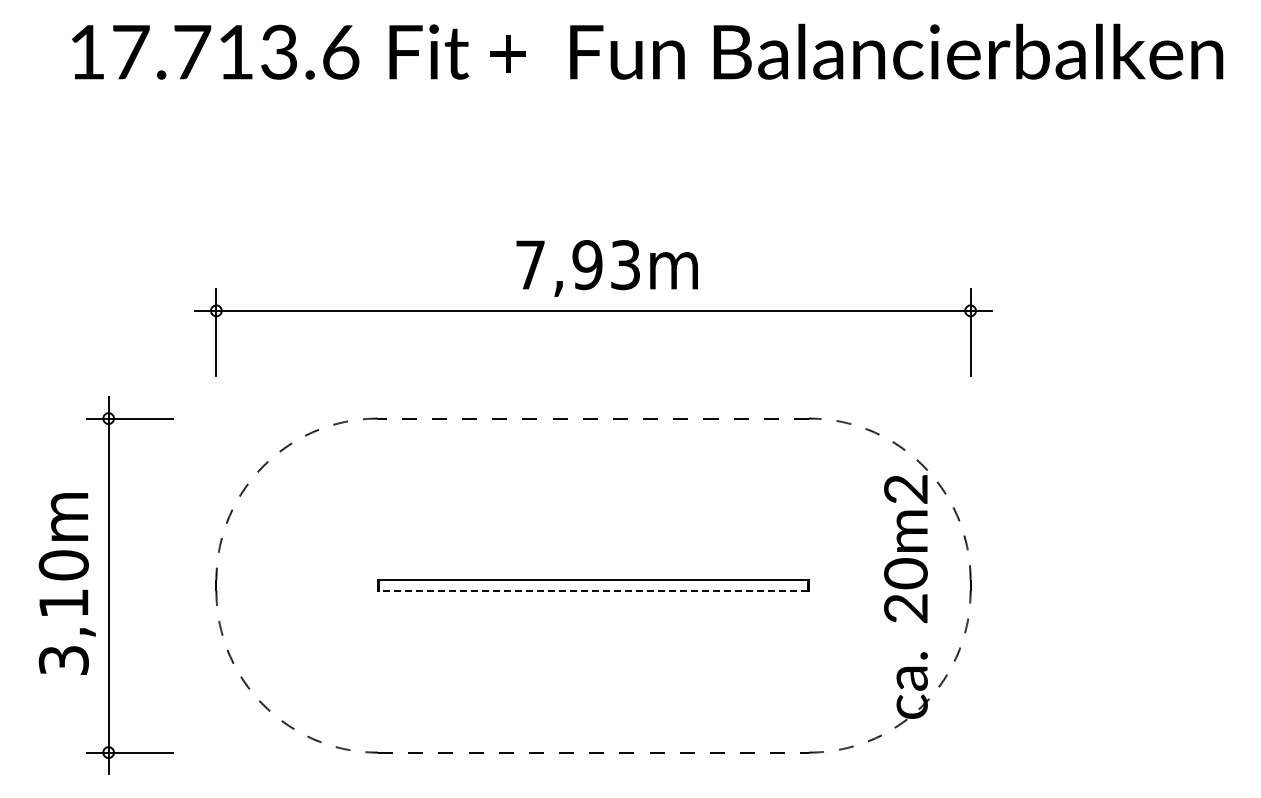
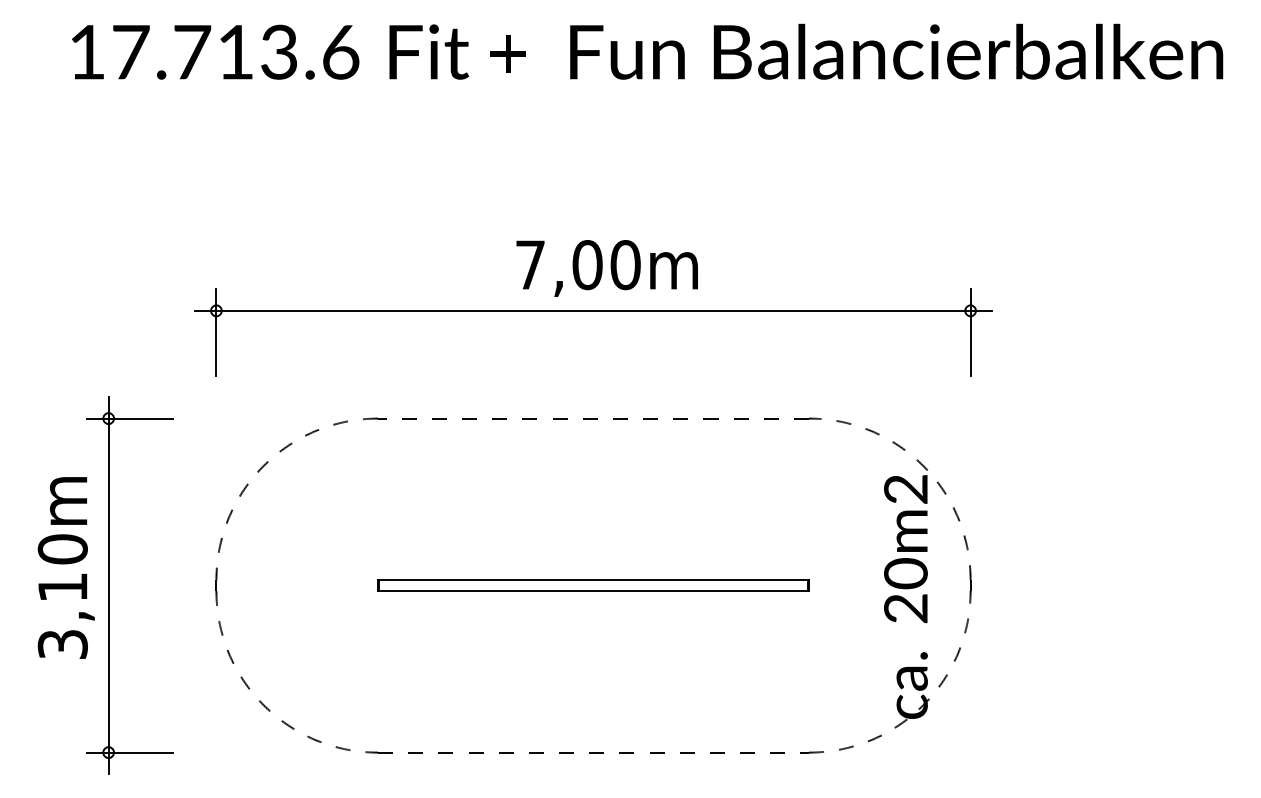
text: 7,93m -> 7,00m (606, 265)
text position: (66, 583) -> (65, 567) (65, 567)
line: dashed -> solid (593, 591)
